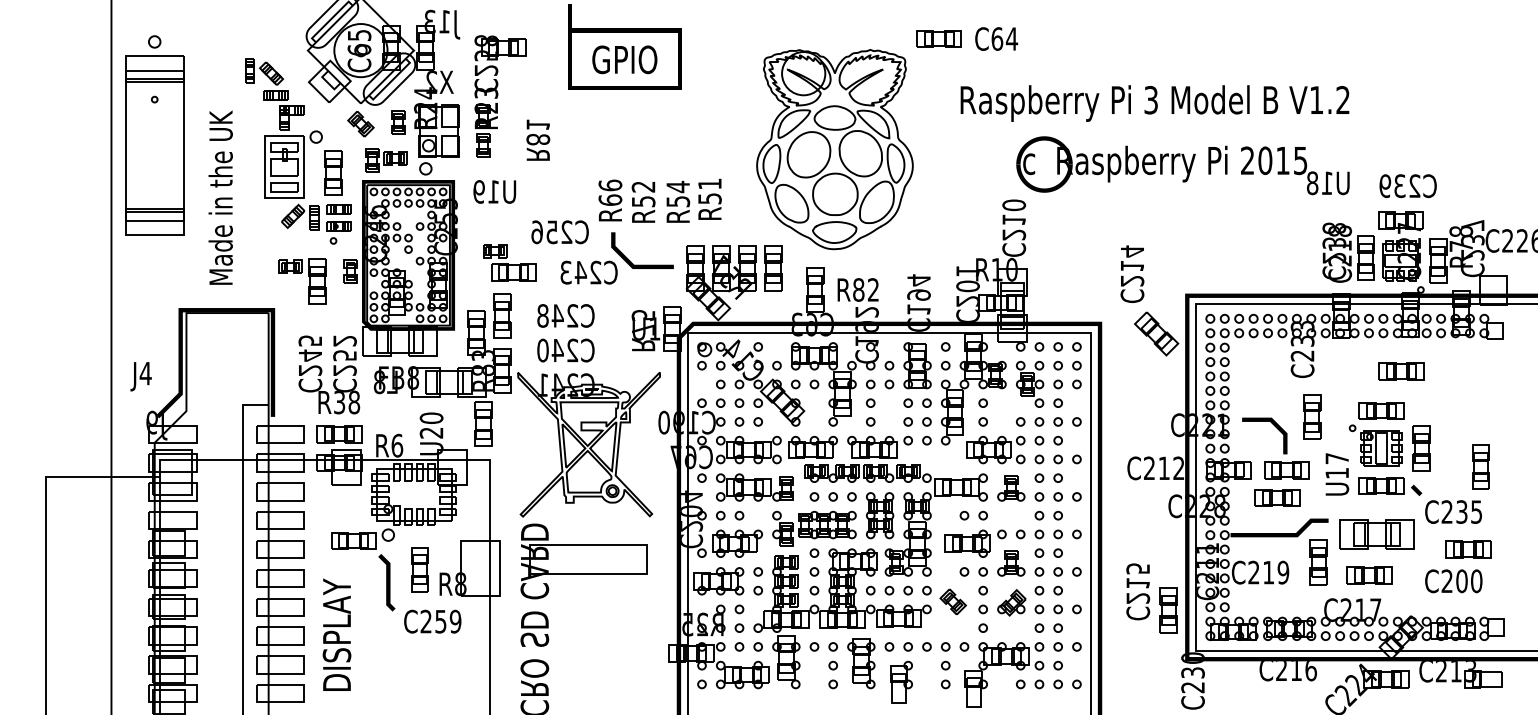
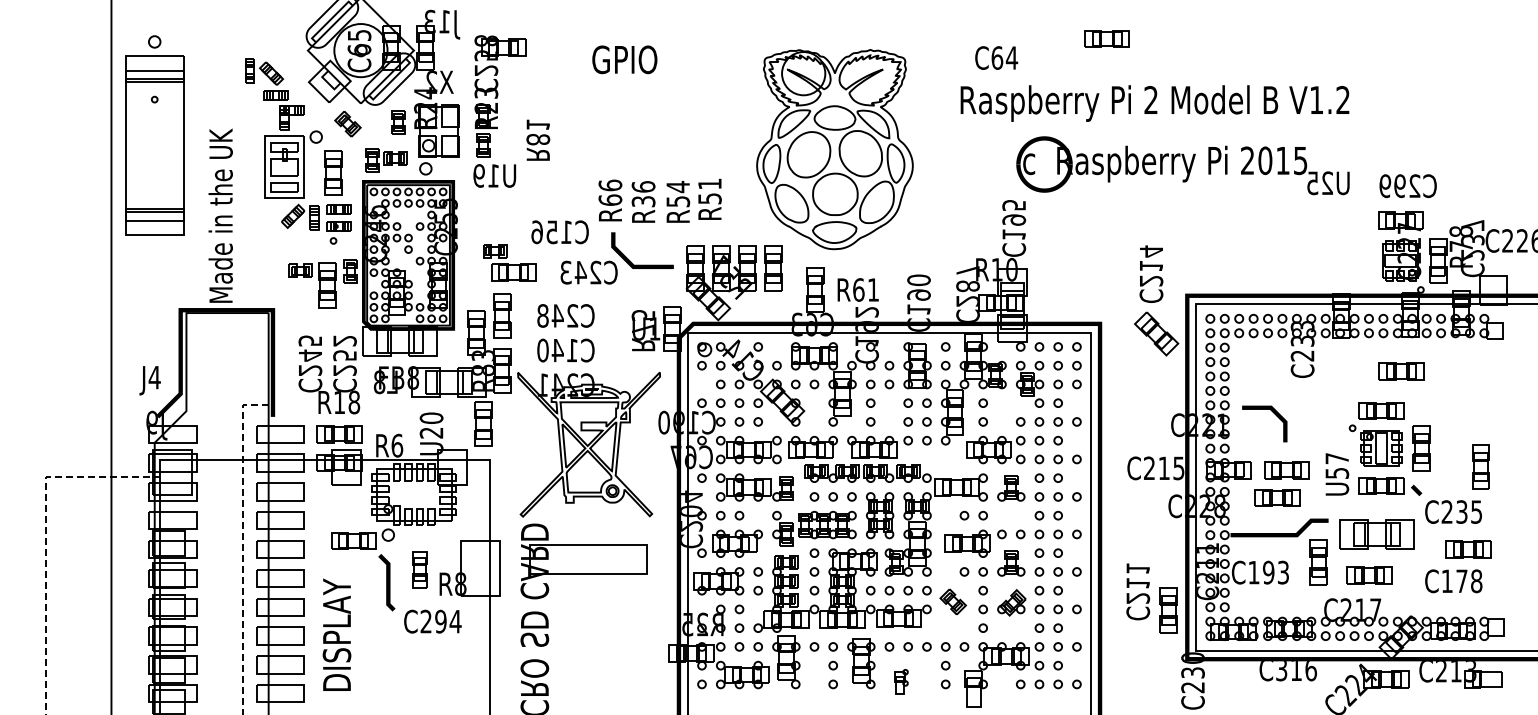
line: present -> none (624, 32)
part position: (938, 38) -> (1106, 38) (1106, 38)
text position: (996, 38) -> (996, 57) (996, 57)
text: 3 -> 2 (1150, 100)
part position: (360, 124) -> (347, 124) (347, 124)
text: U18 -> U25 (1319, 183)
text: C239 -> C299 (1399, 185)
text position: (494, 191) -> (494, 175) (494, 175)
text: R52 -> R36 (643, 193)
text position: (220, 197) -> (220, 215) (220, 215)
text: C210 -> C195 (1014, 219)
text: C256 -> C156 (566, 231)
part: present -> none (1348, 252)
text position: (1132, 273) -> (1151, 273) (1151, 273)
text: C201 -> C287 (967, 279)
text: C194 -> C190 (918, 280)
part position: (309, 281) -> (319, 285) (319, 285)
text: R82 -> R61 (865, 289)
text: C240 -> C140 (572, 350)
text position: (140, 376) -> (149, 380) (149, 380)
text: R38 -> R18 (339, 402)
part: present -> none (1312, 416)
line position: (1273, 425) -> (1273, 413) (1273, 413)
text: C212 -> C215 (1178, 468)
text: U17 -> U57 (1337, 473)
line: solid -> dashed (46, 538)
line: solid -> dashed (242, 546)
text: C215 -> C211 (1137, 568)
part size: 18x46 px -> 16x38 px (419, 569)
text: C219 -> C193 (1268, 572)
text: C200 -> C178 (1461, 581)
text: C259 -> C294 (448, 621)
text: C216 -> C316 (1281, 671)
part size: 23x44 px -> 15x26 px (901, 681)
